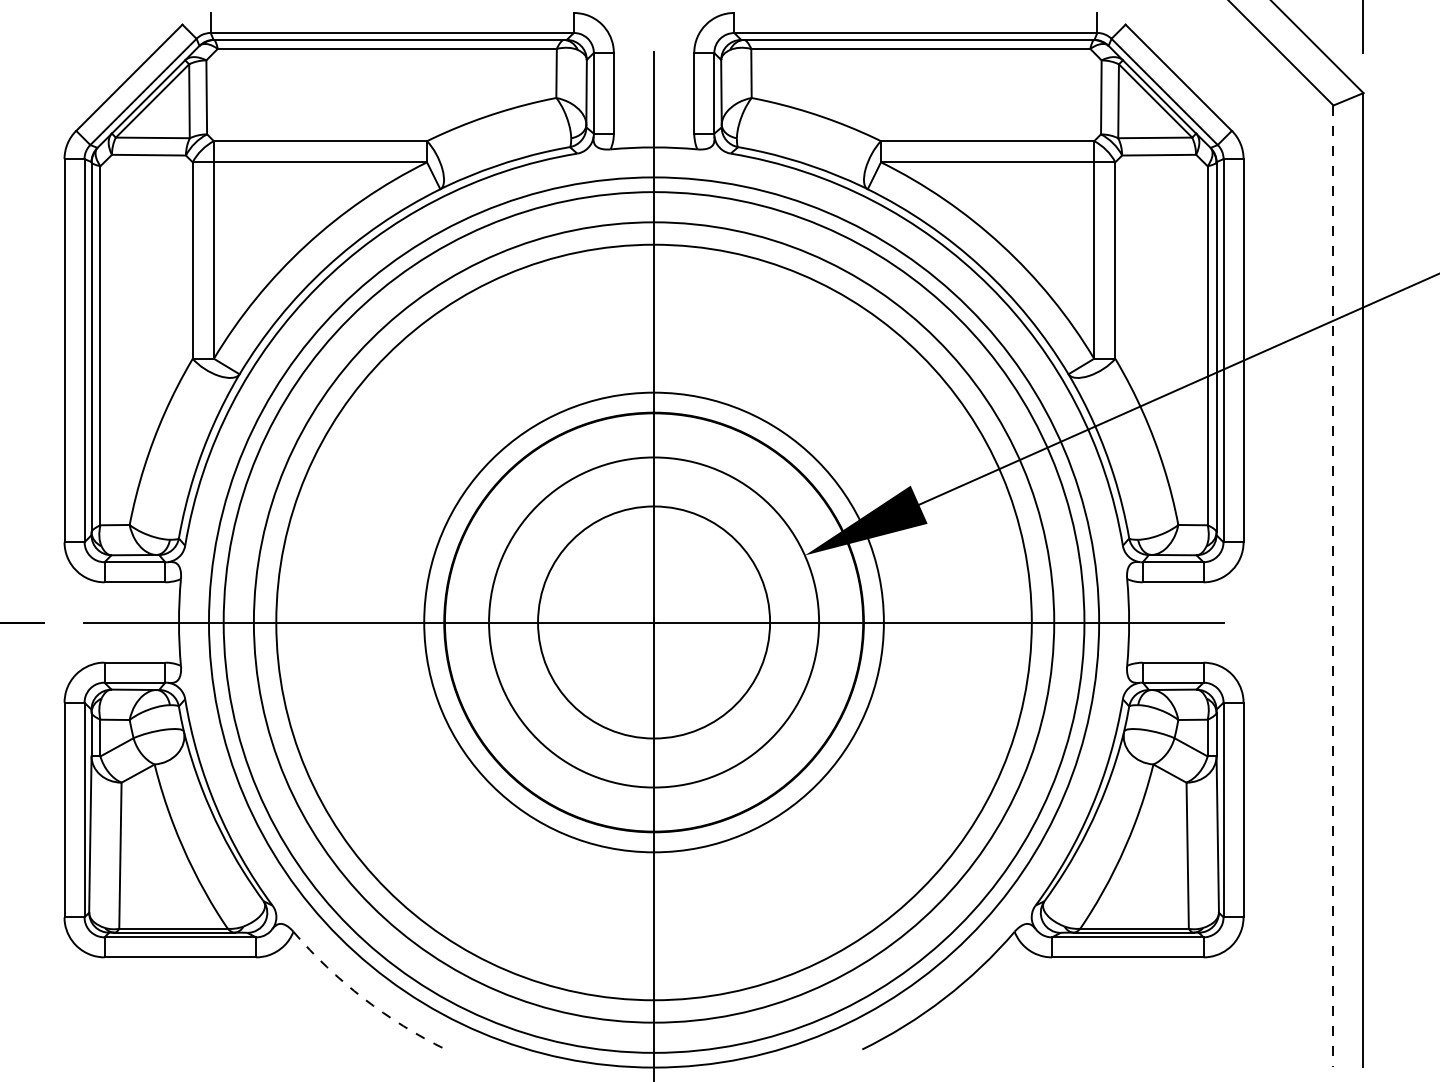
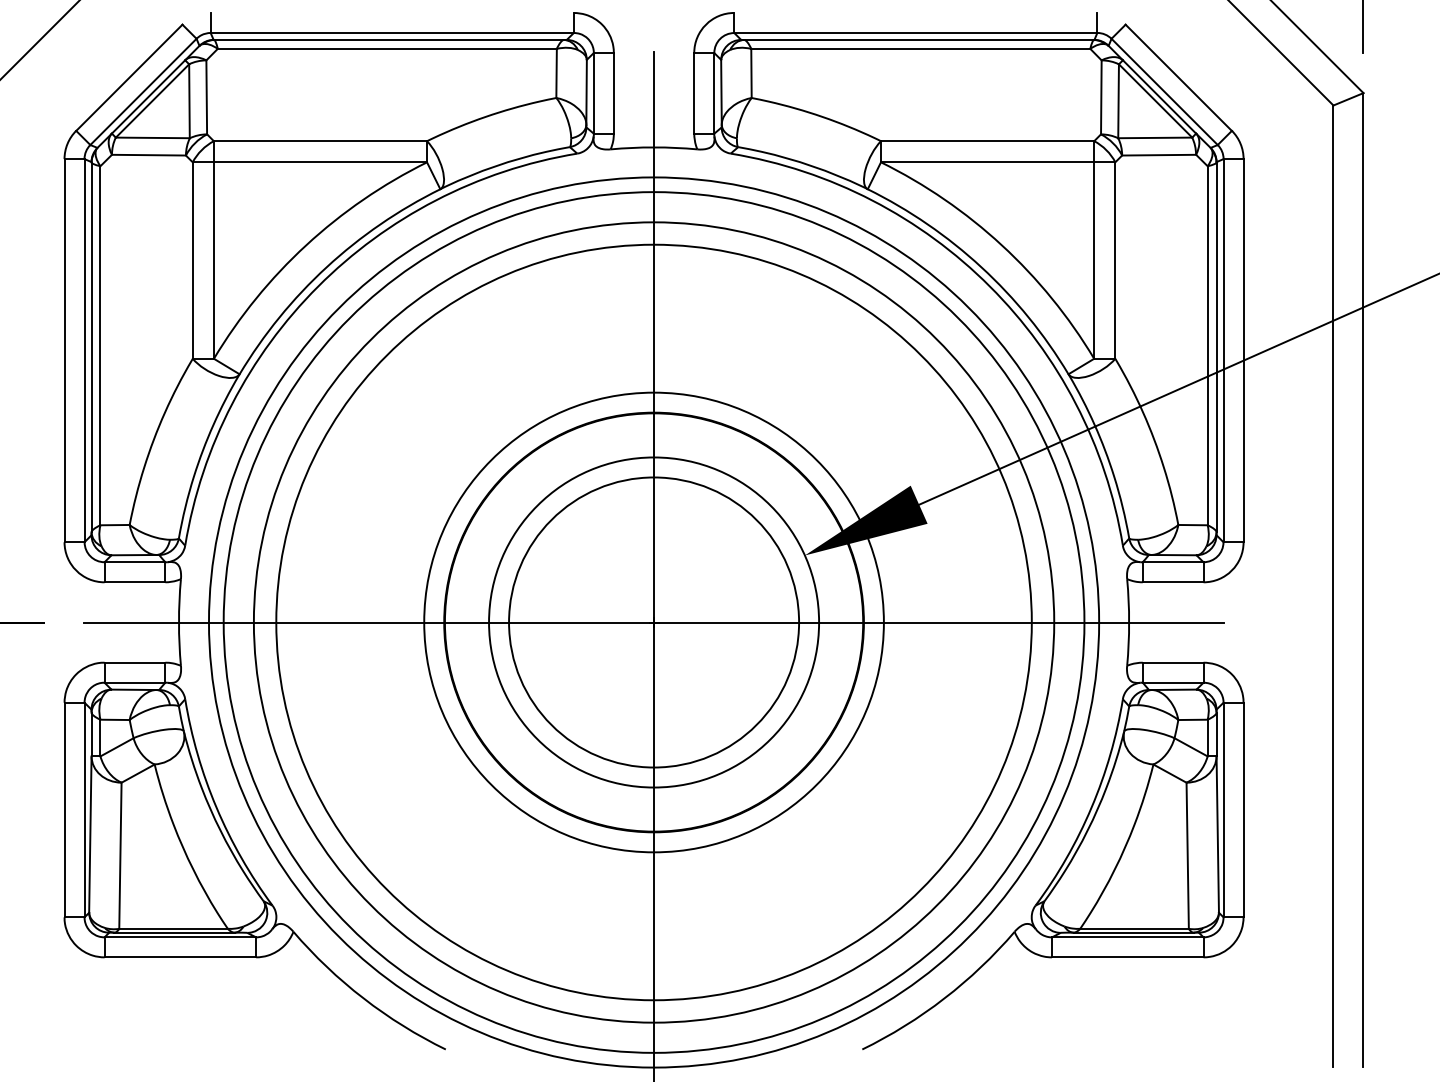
line: none -> present (39, 39)
line: dashed -> solid (1333, 586)
circle diameter: 232 px -> 290 px (654, 622)
arc: dashed -> solid (363, 998)
